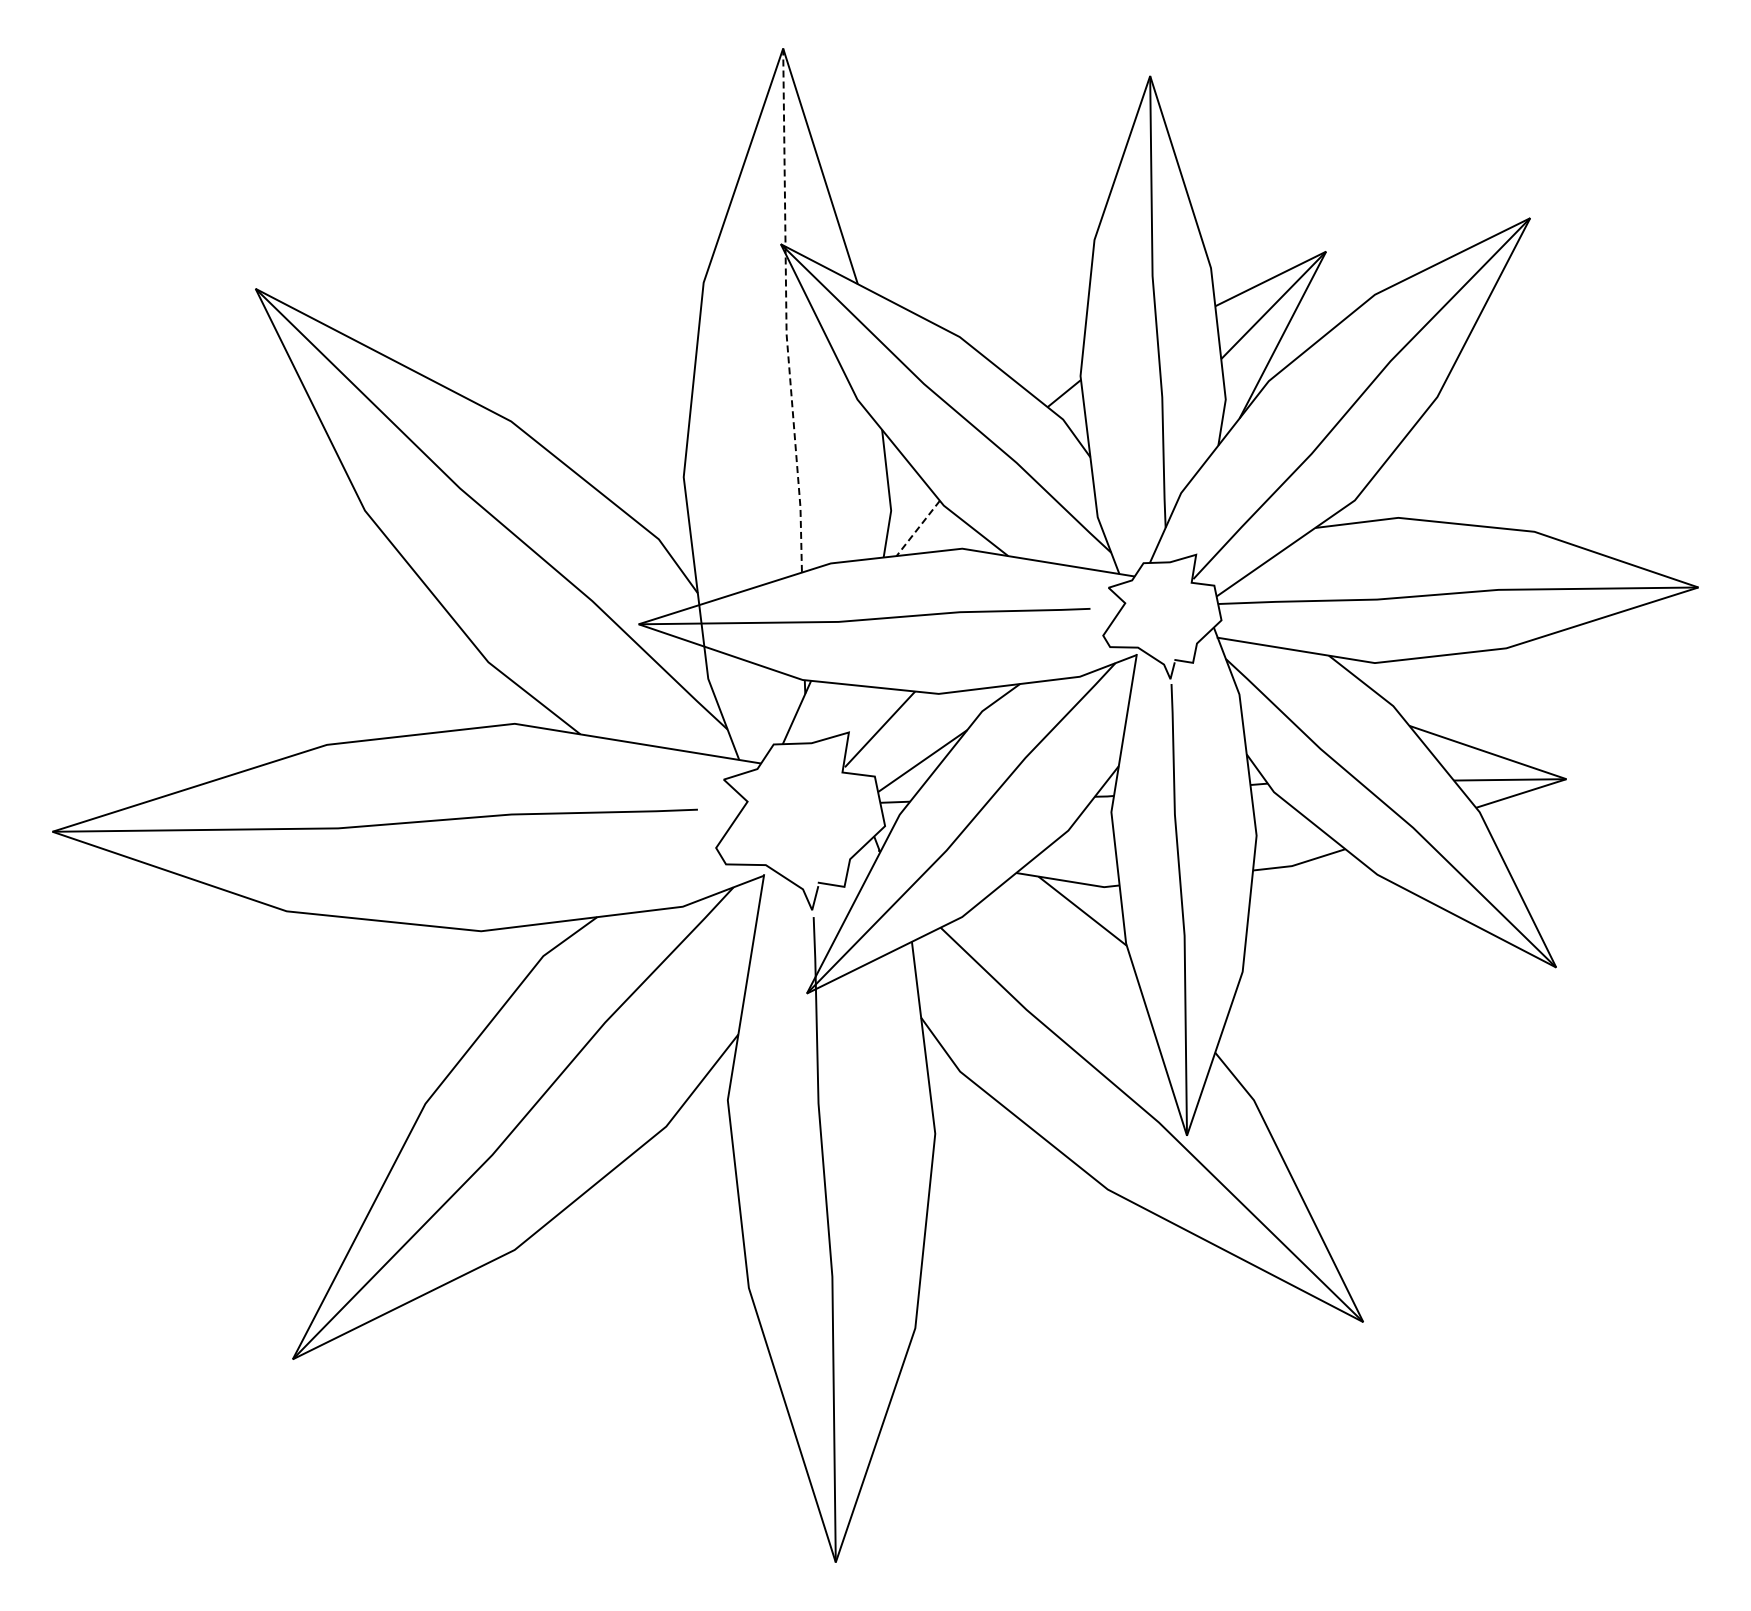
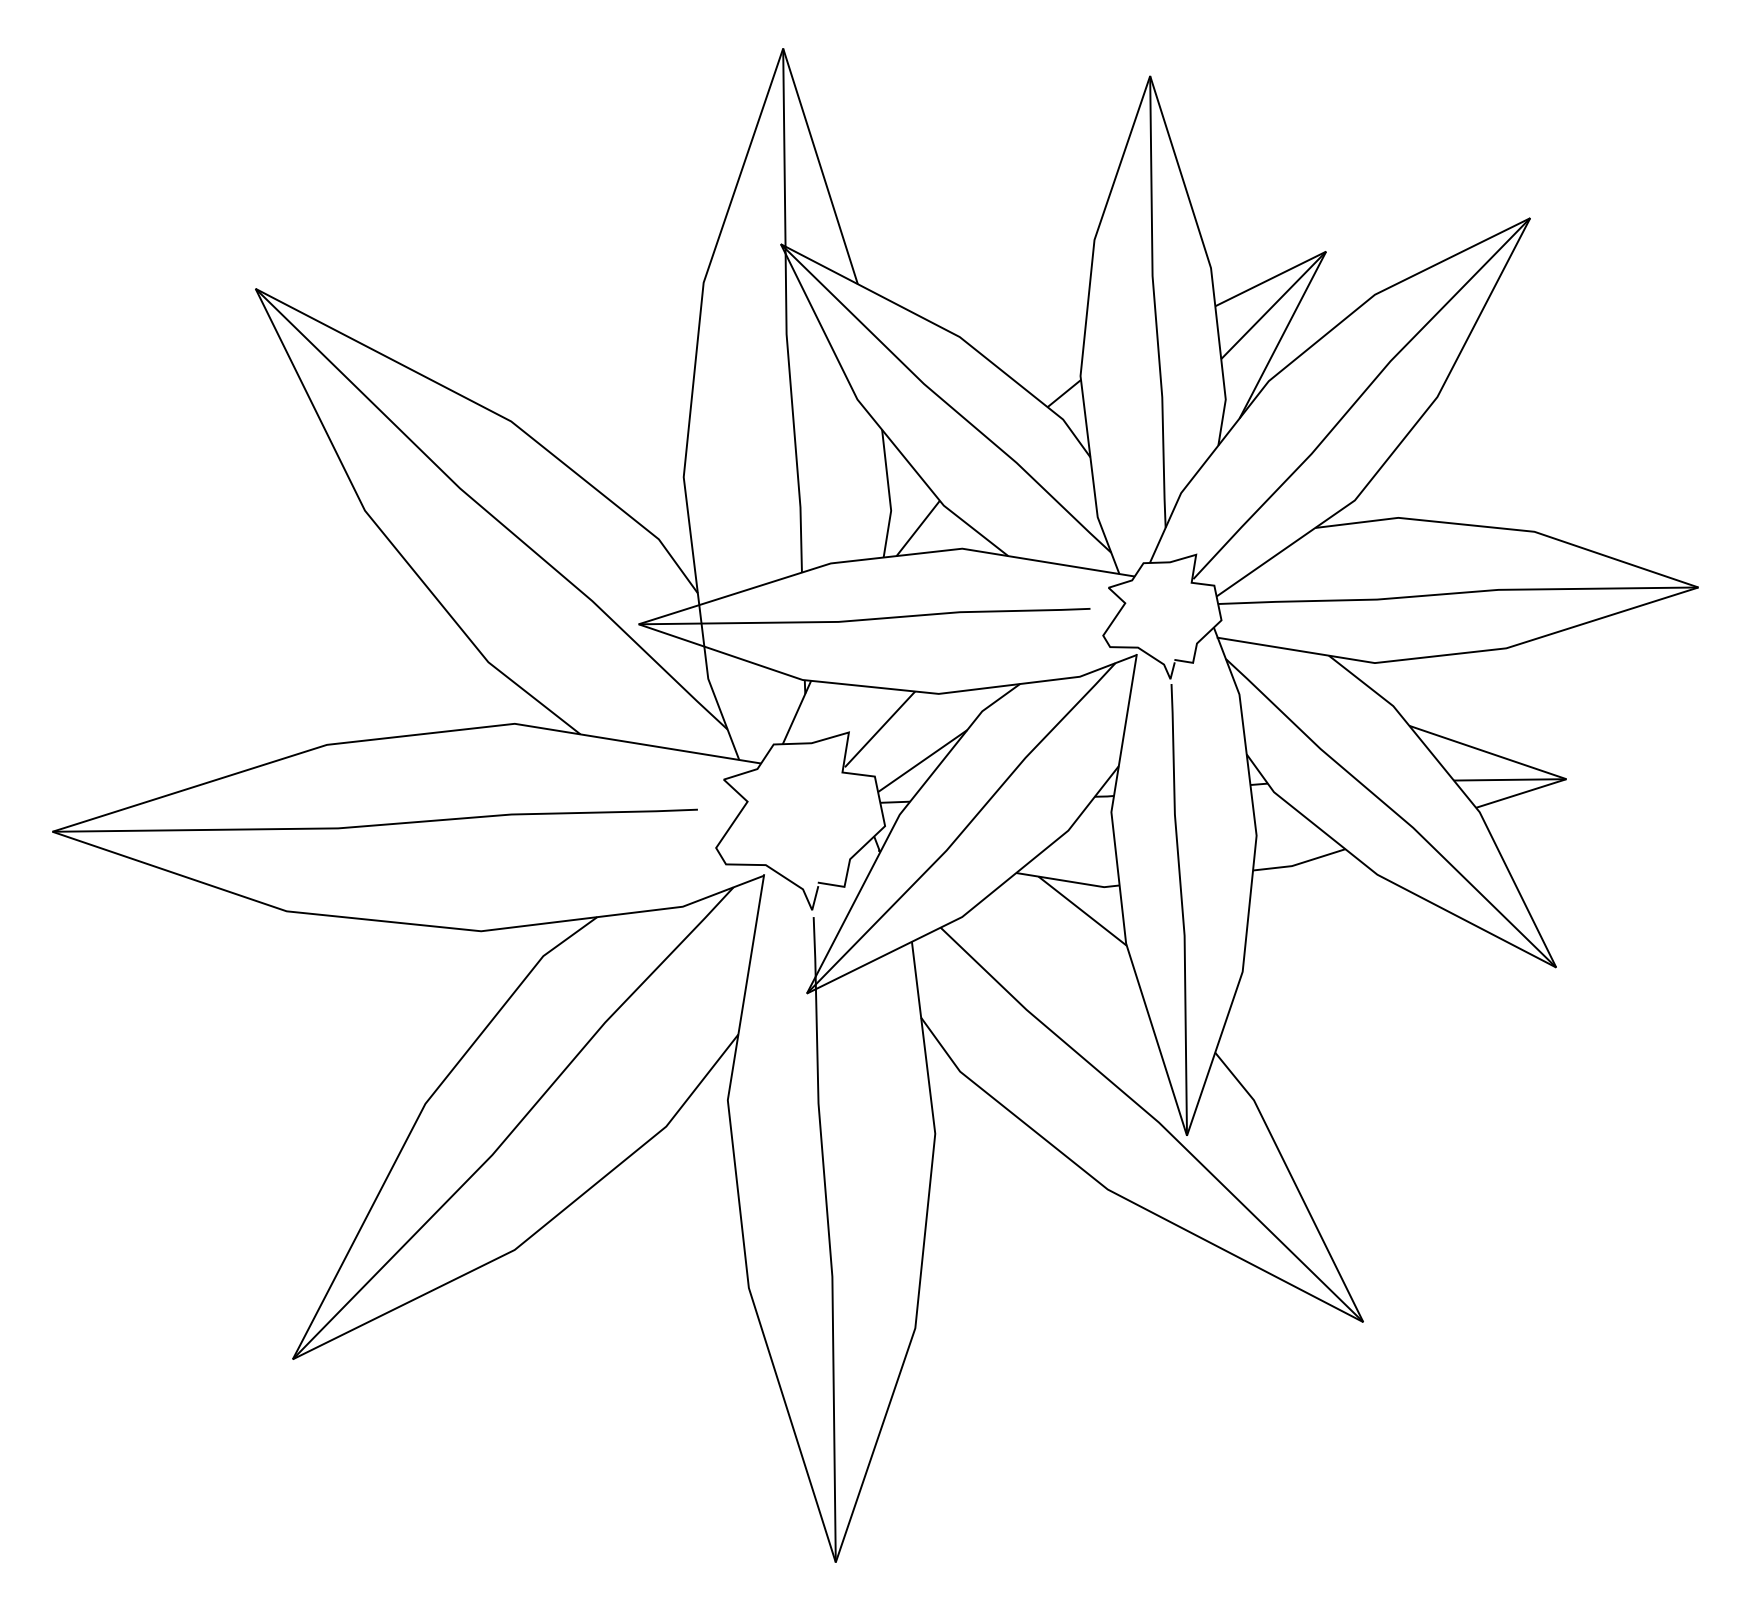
line: dashed -> solid (786, 312)
line: dashed -> solid (917, 528)
